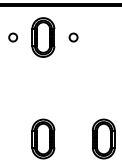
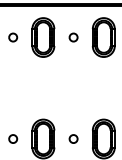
part: none -> present (103, 37)
circle: none -> present (13, 138)
circle: none -> present (73, 138)
